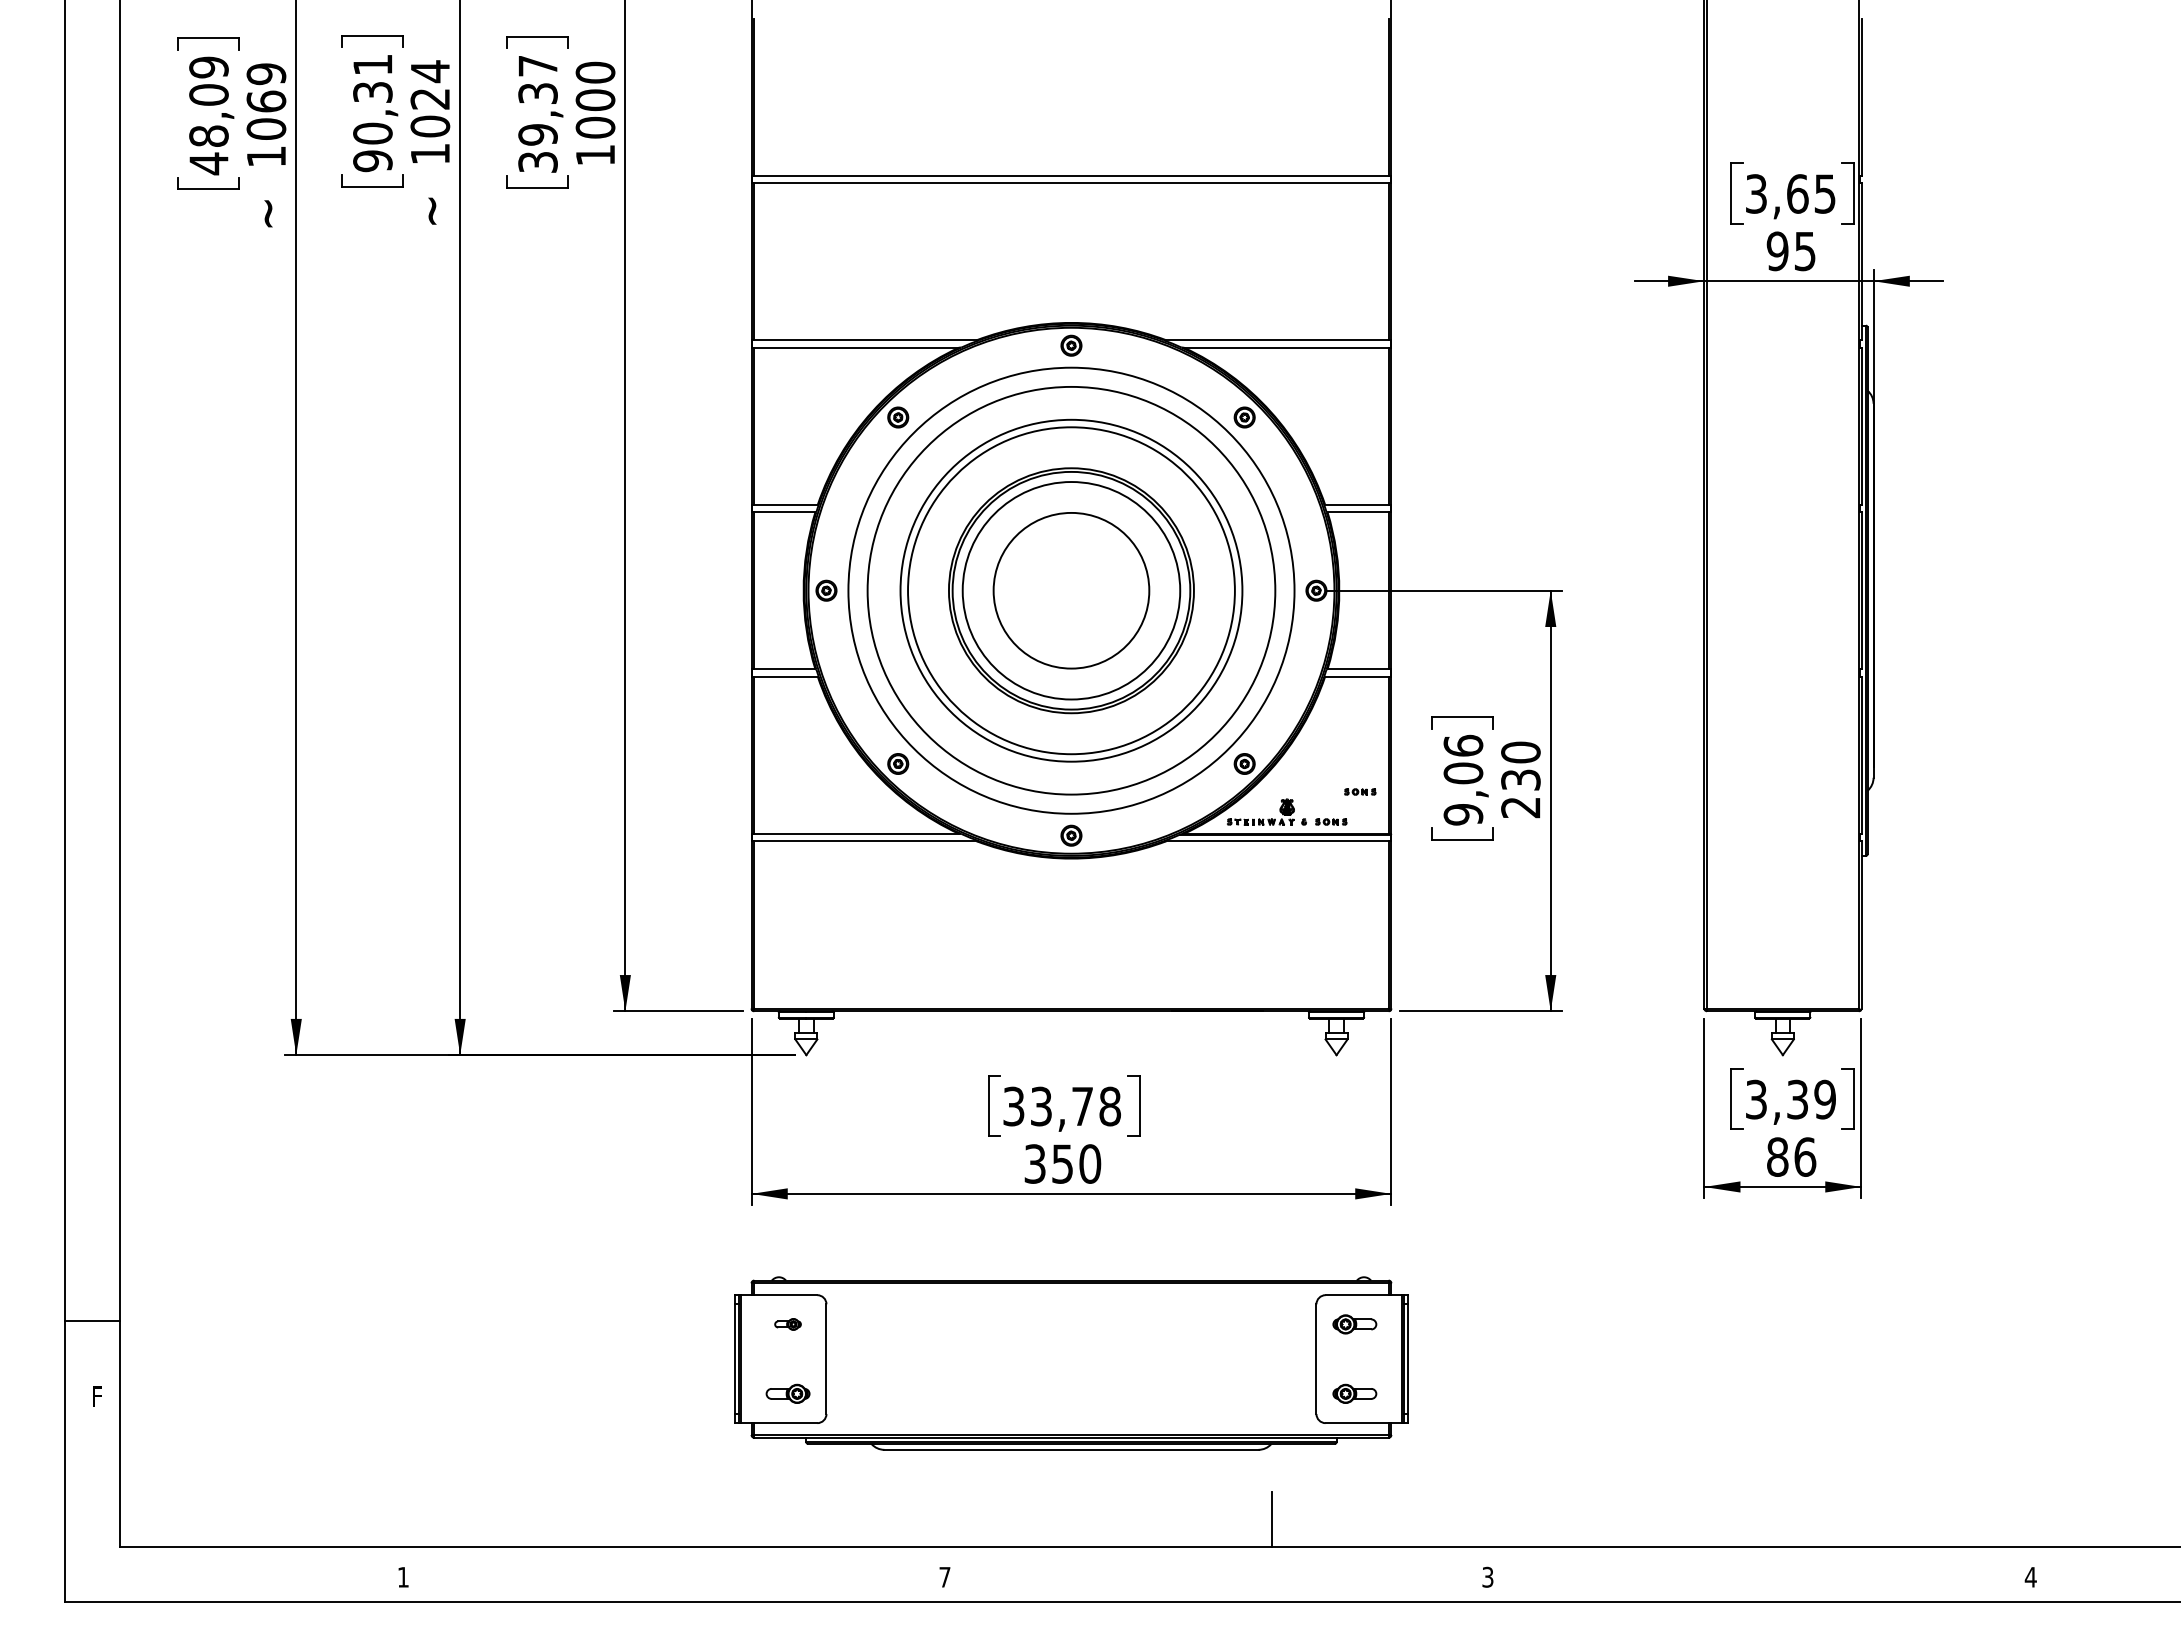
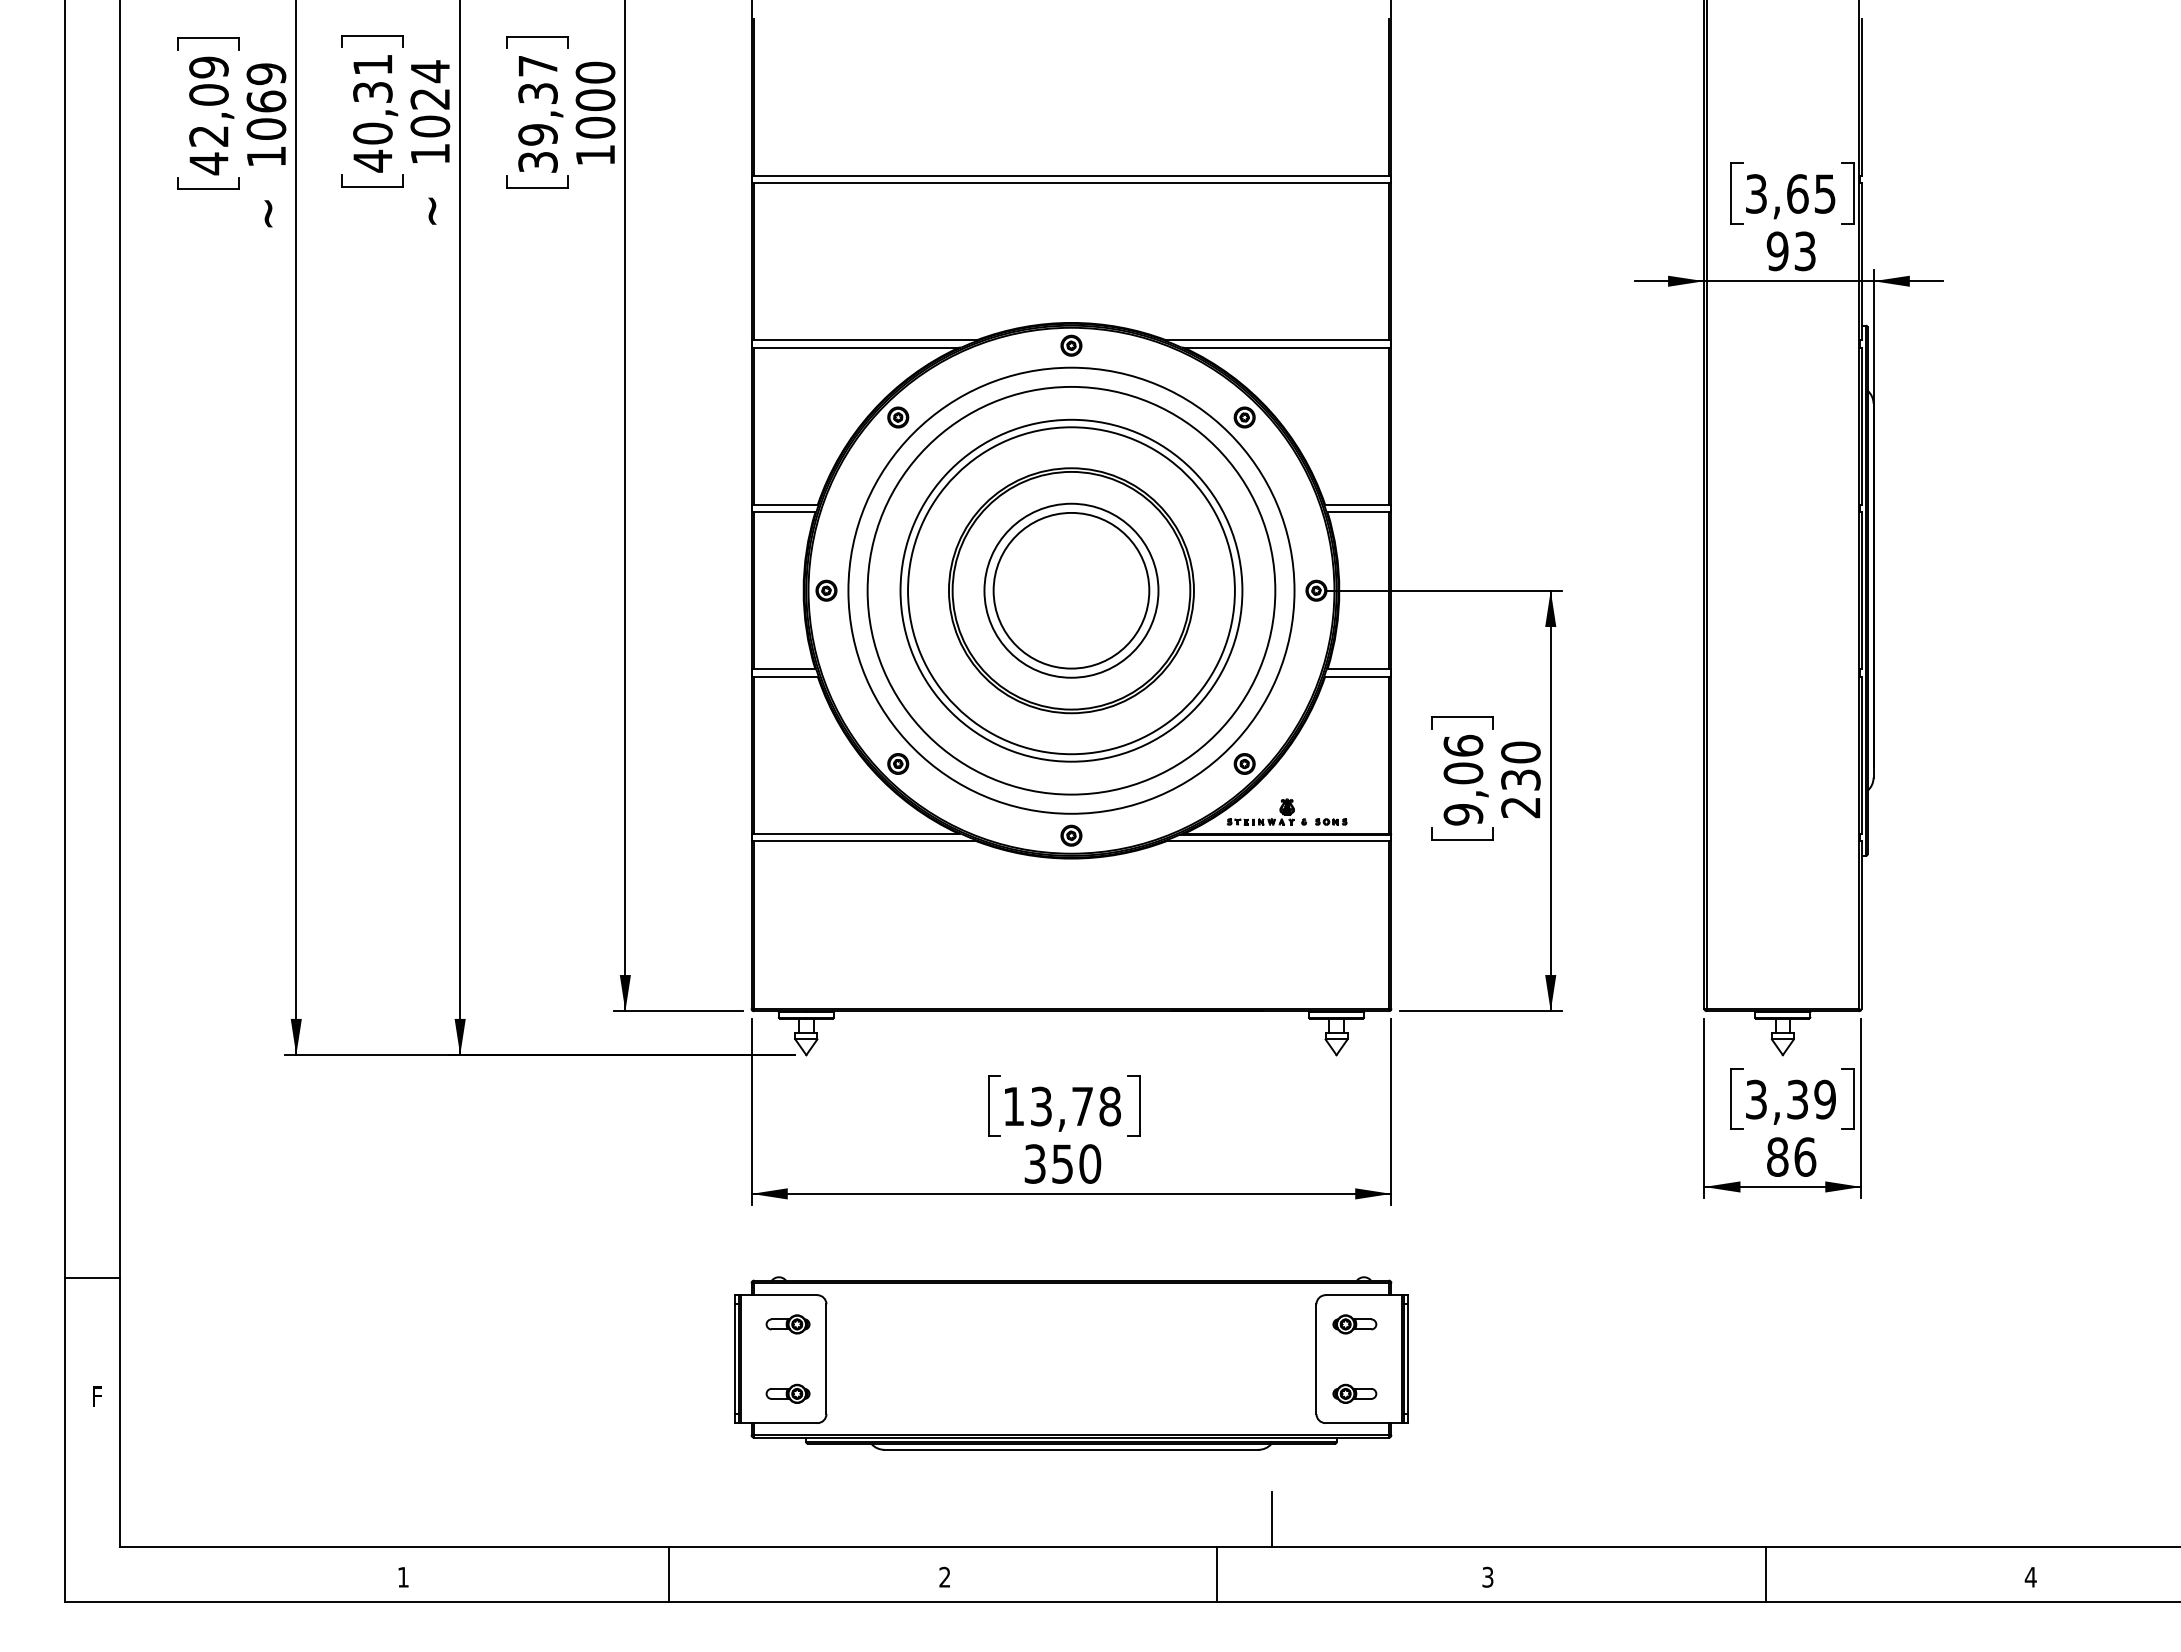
text: 48,09 -> 42,09 (208, 135)
text: 90,31 -> 40,31 (372, 160)
text: 95 -> 93 (1805, 250)
circle diameter: 218 px -> 174 px (1071, 590)
part: present -> none (1360, 791)
text: 33,78 -> 13,78 (1013, 1106)
line position: (92, 1321) -> (92, 1278) (92, 1278)
part size: 28x13 px -> 46x21 px (787, 1324)
line: none -> present (668, 1574)
line: none -> present (1217, 1574)
line: none -> present (1765, 1574)
text: 7 -> 2 (944, 1576)
